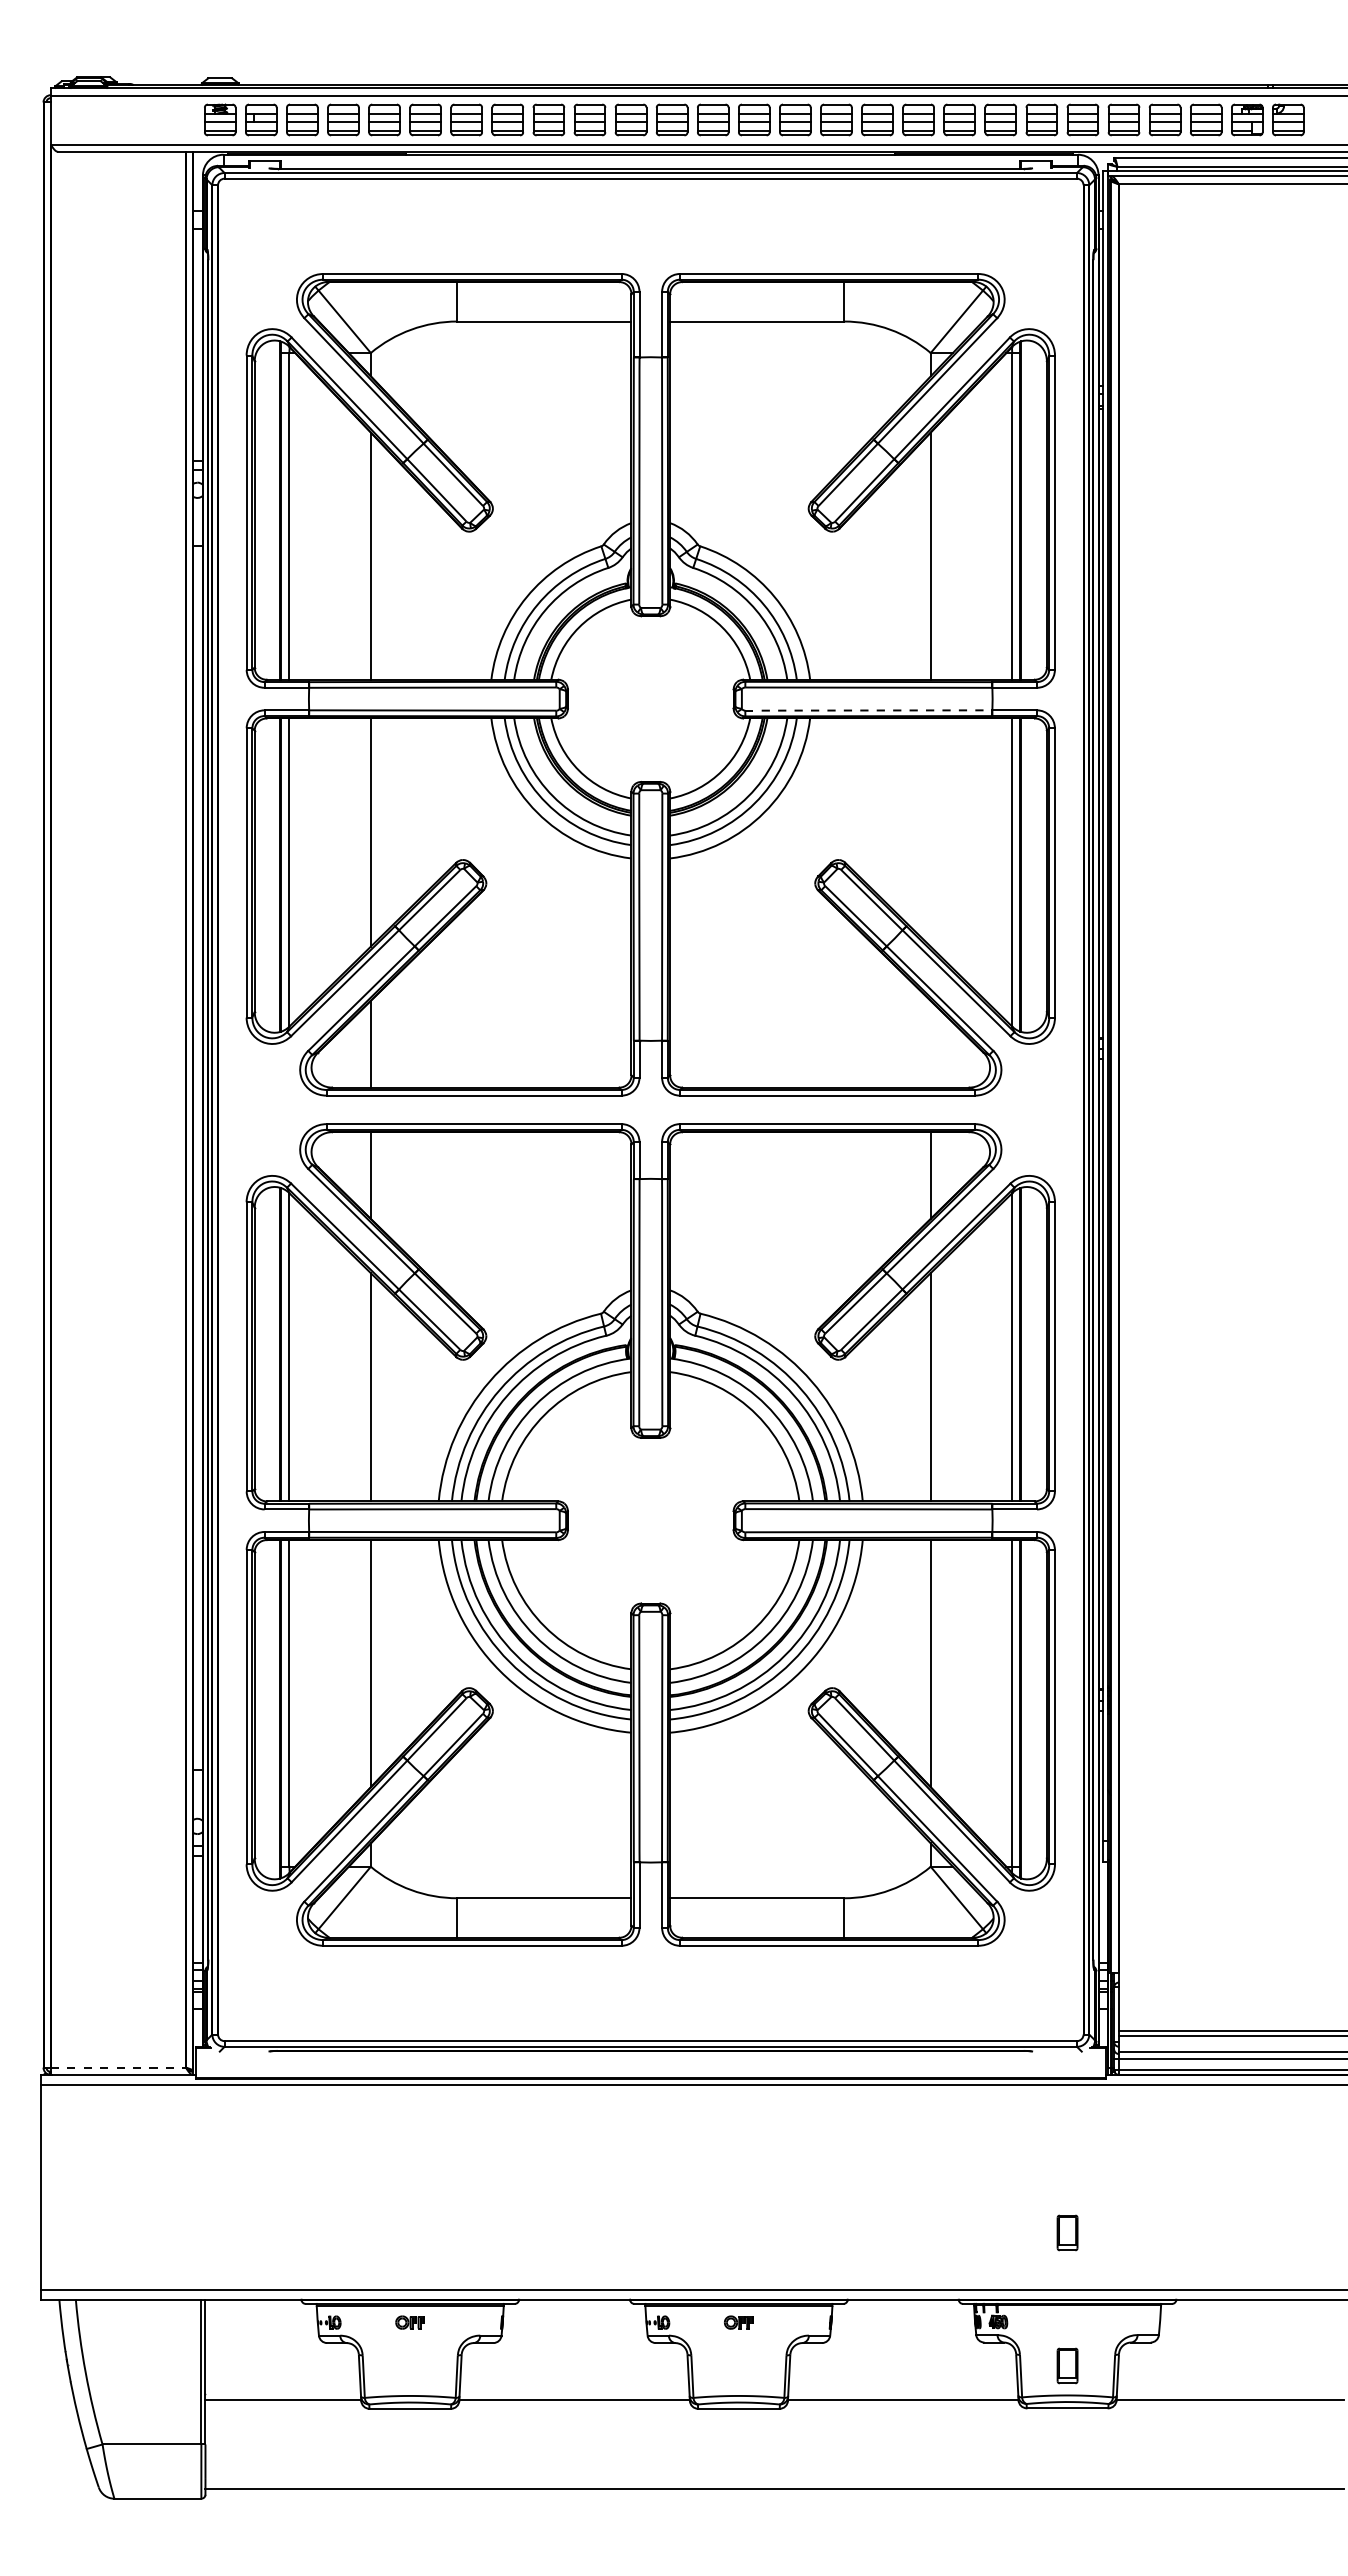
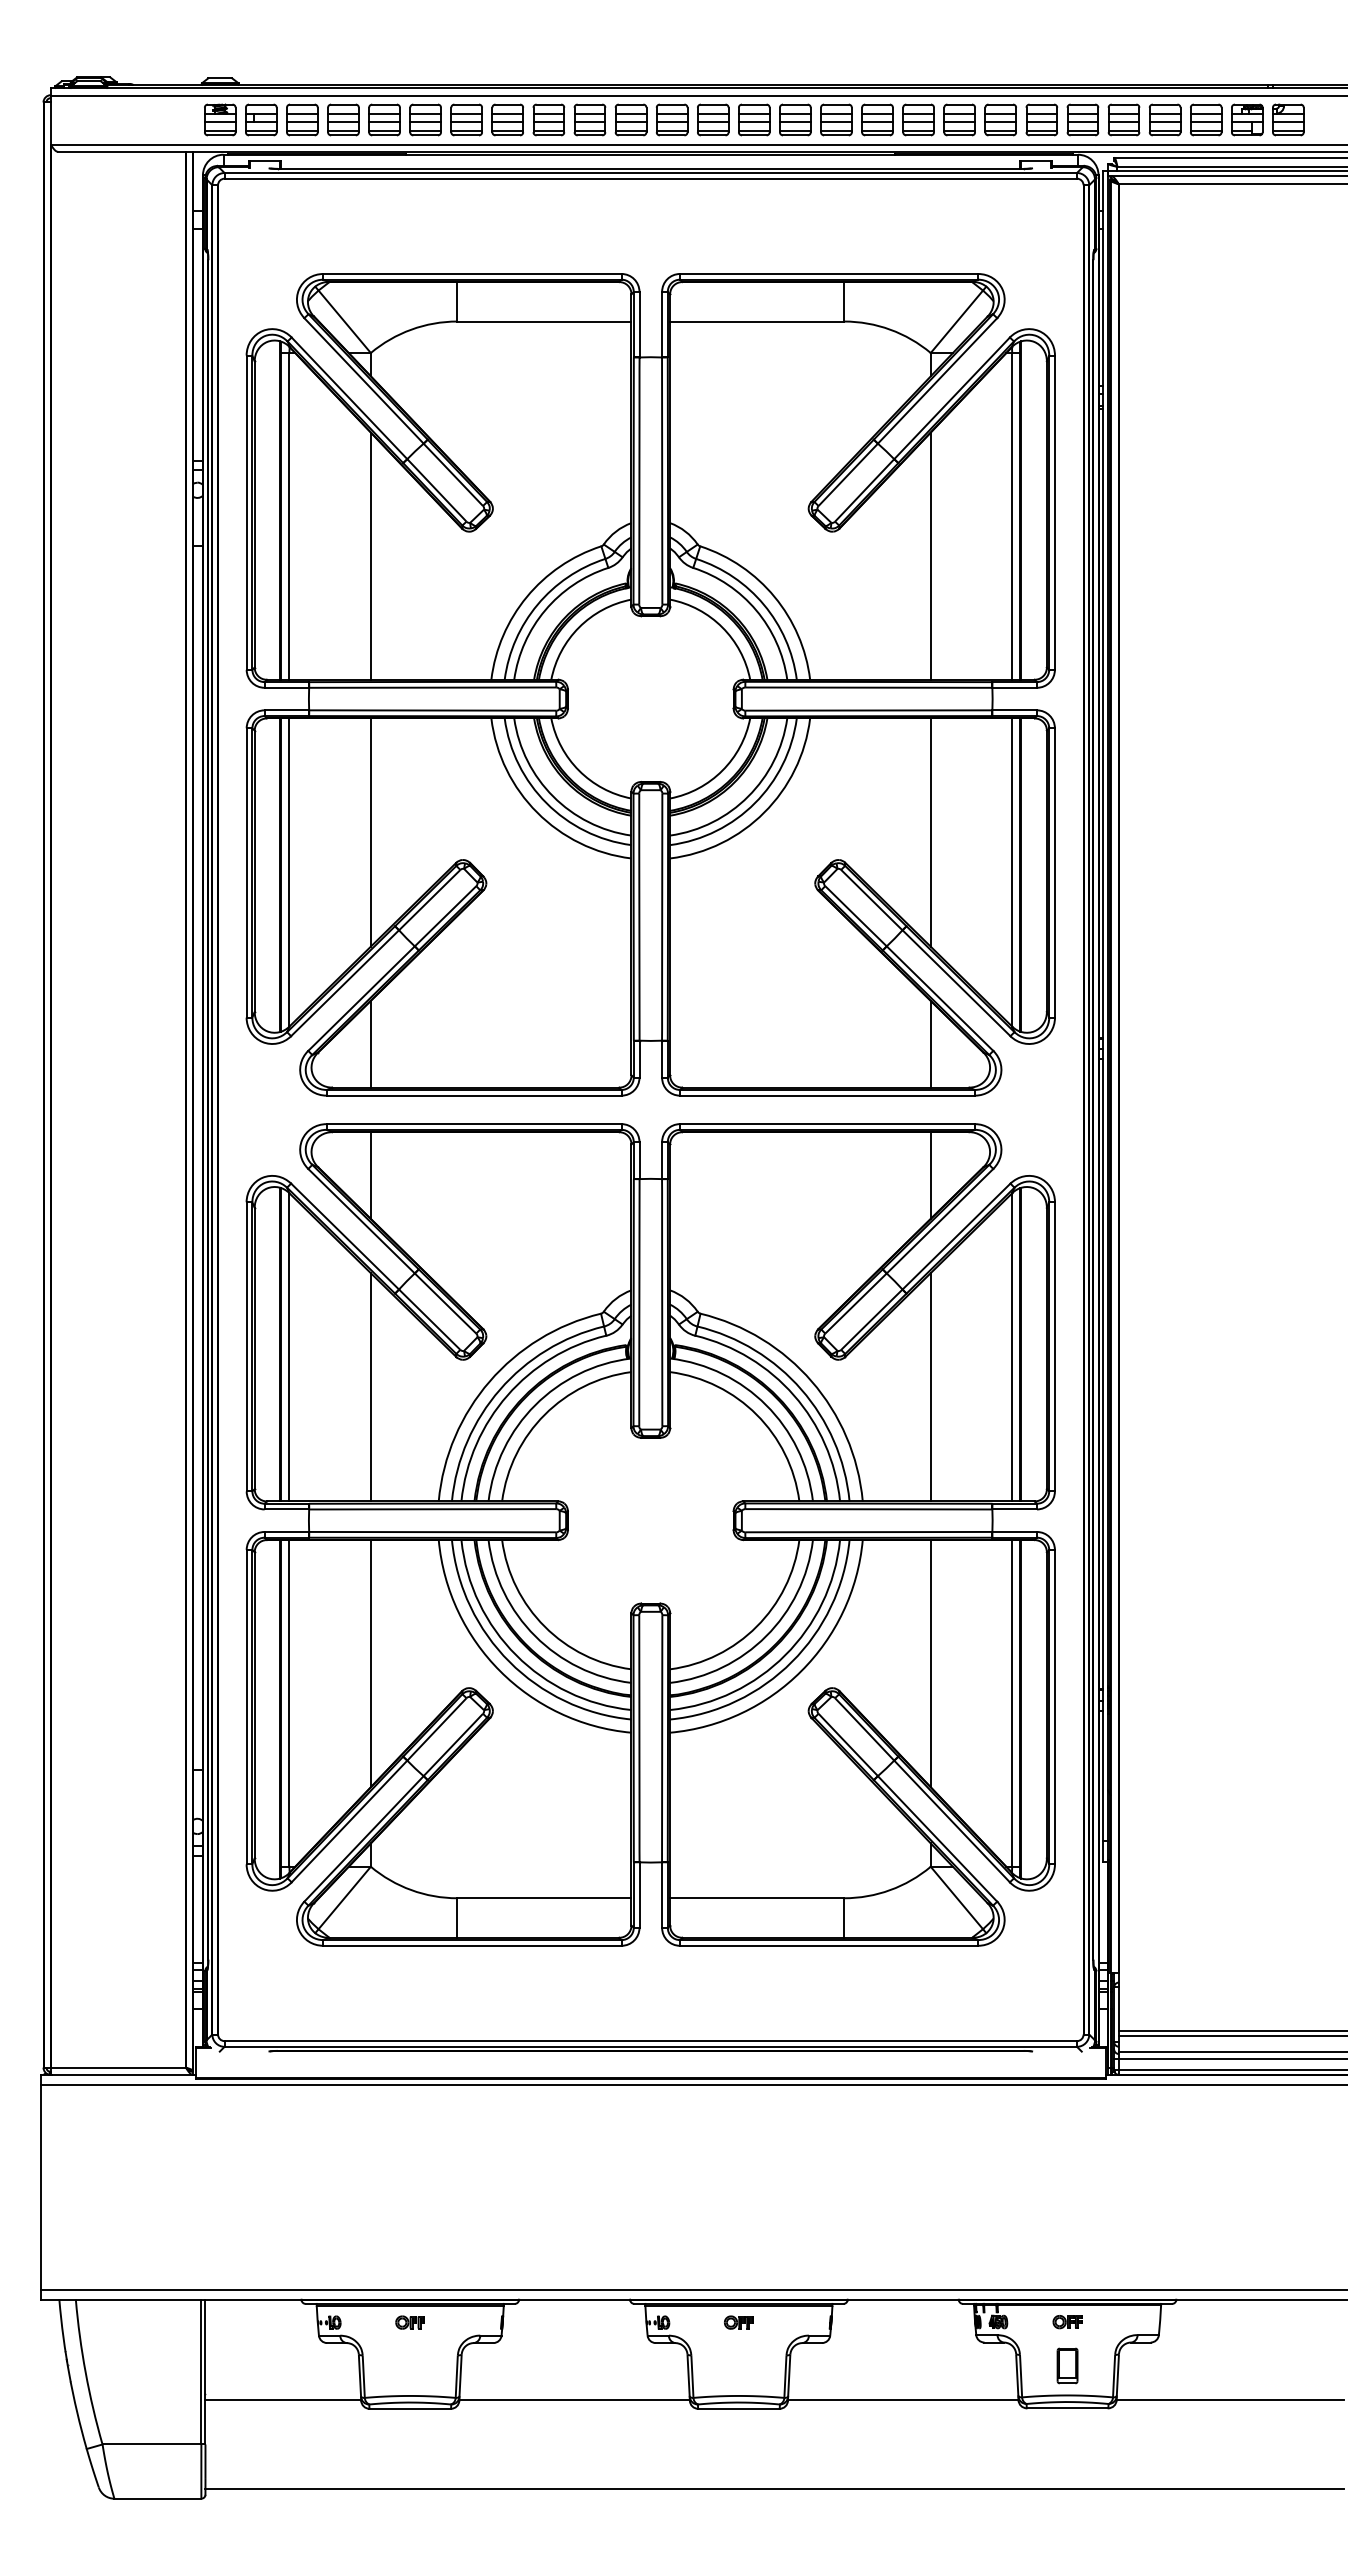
line: dashed -> solid (867, 710)
line: none -> present (930, 832)
line: none -> present (930, 1043)
line: dashed -> solid (118, 2067)
part: present -> none (1067, 2232)
part: none -> present (1067, 2322)
